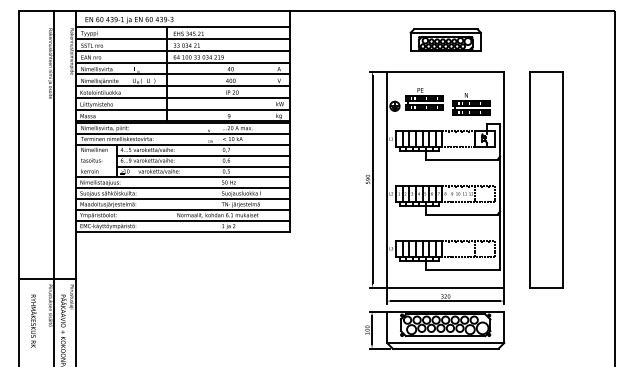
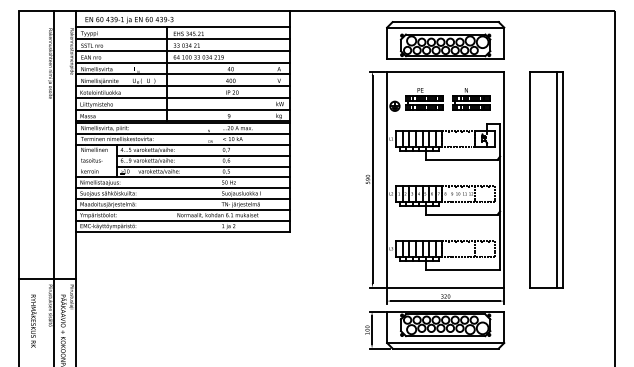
part size: 73x24 px -> 120x39 px (445, 40)
part position: (471, 104) -> (471, 99) (471, 99)
line: none -> present (557, 179)
